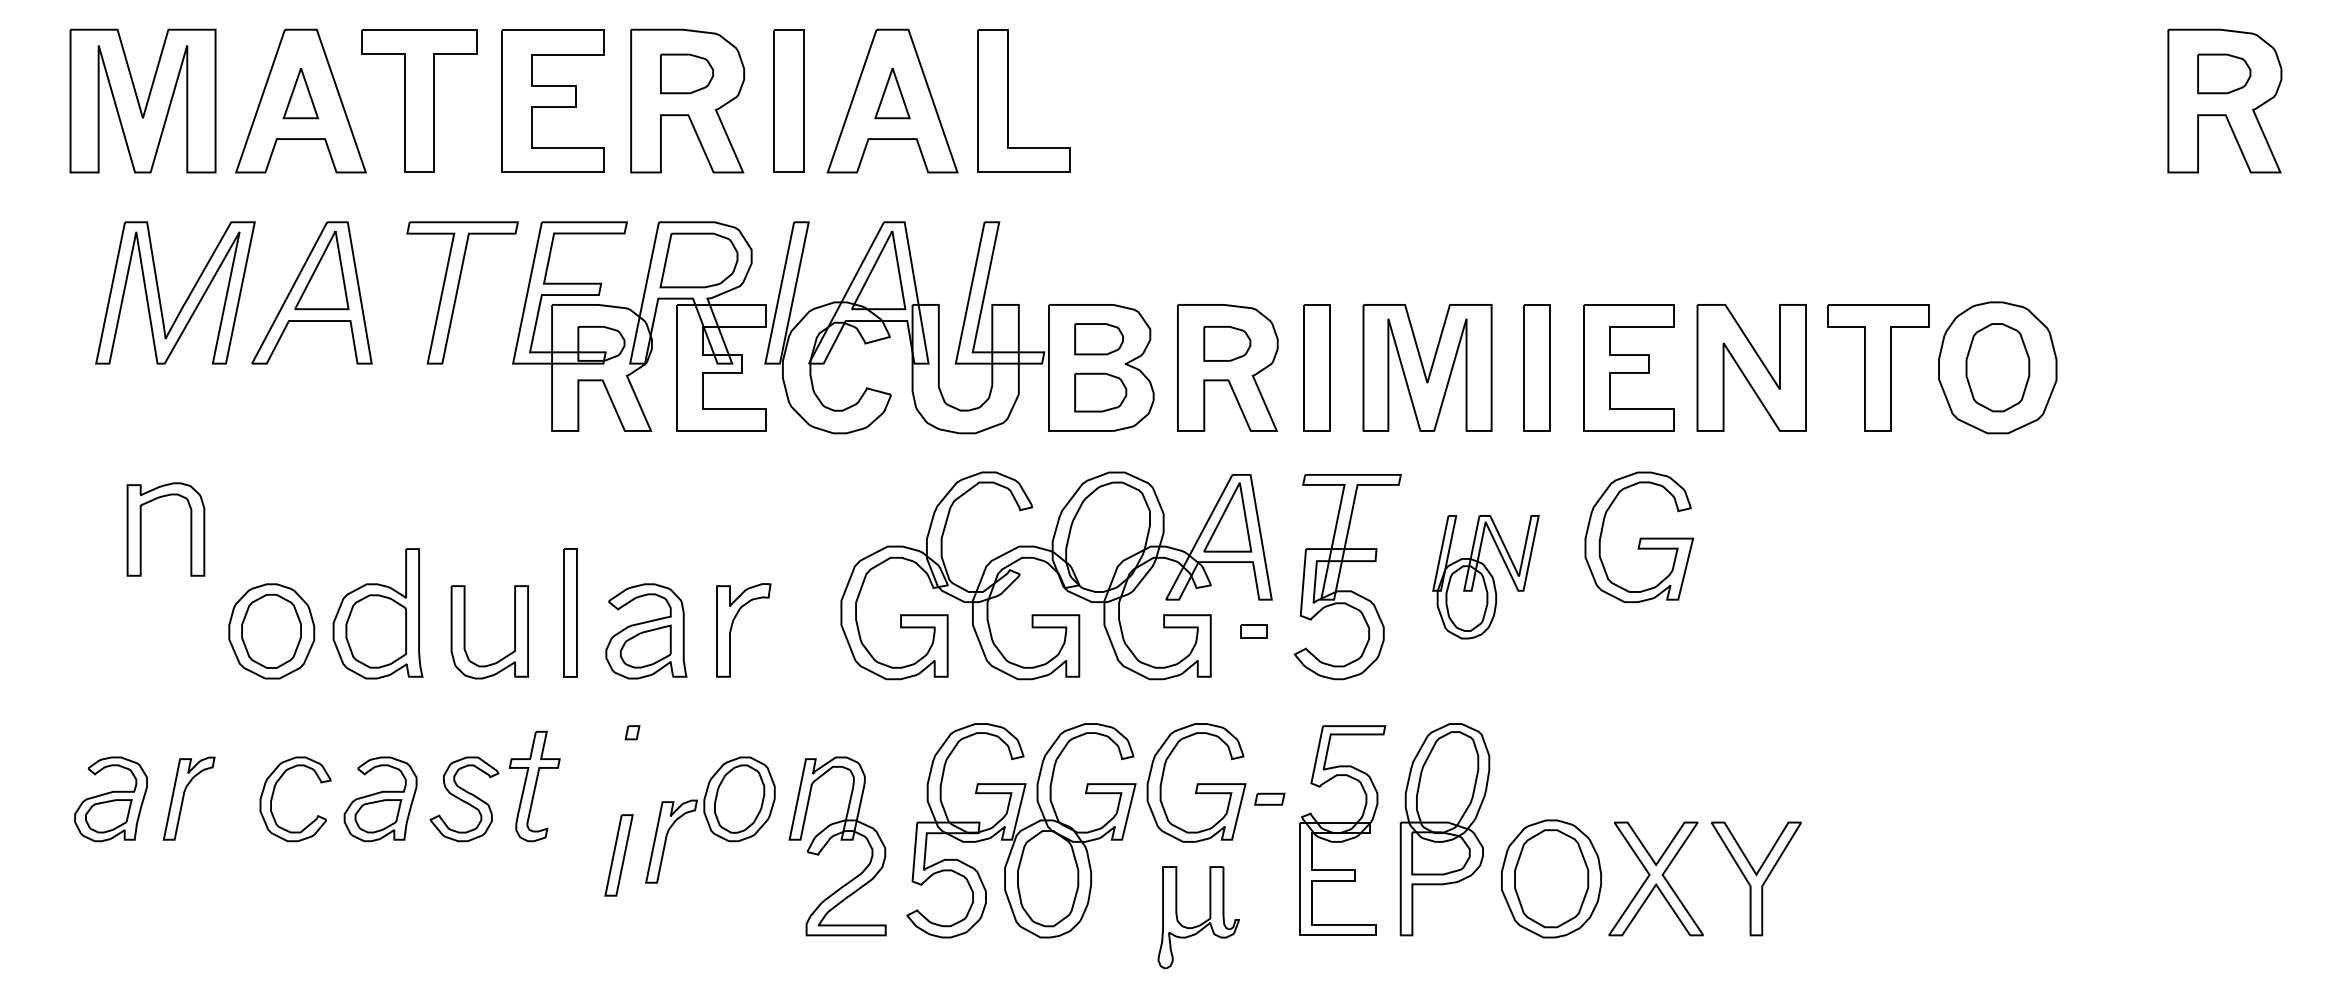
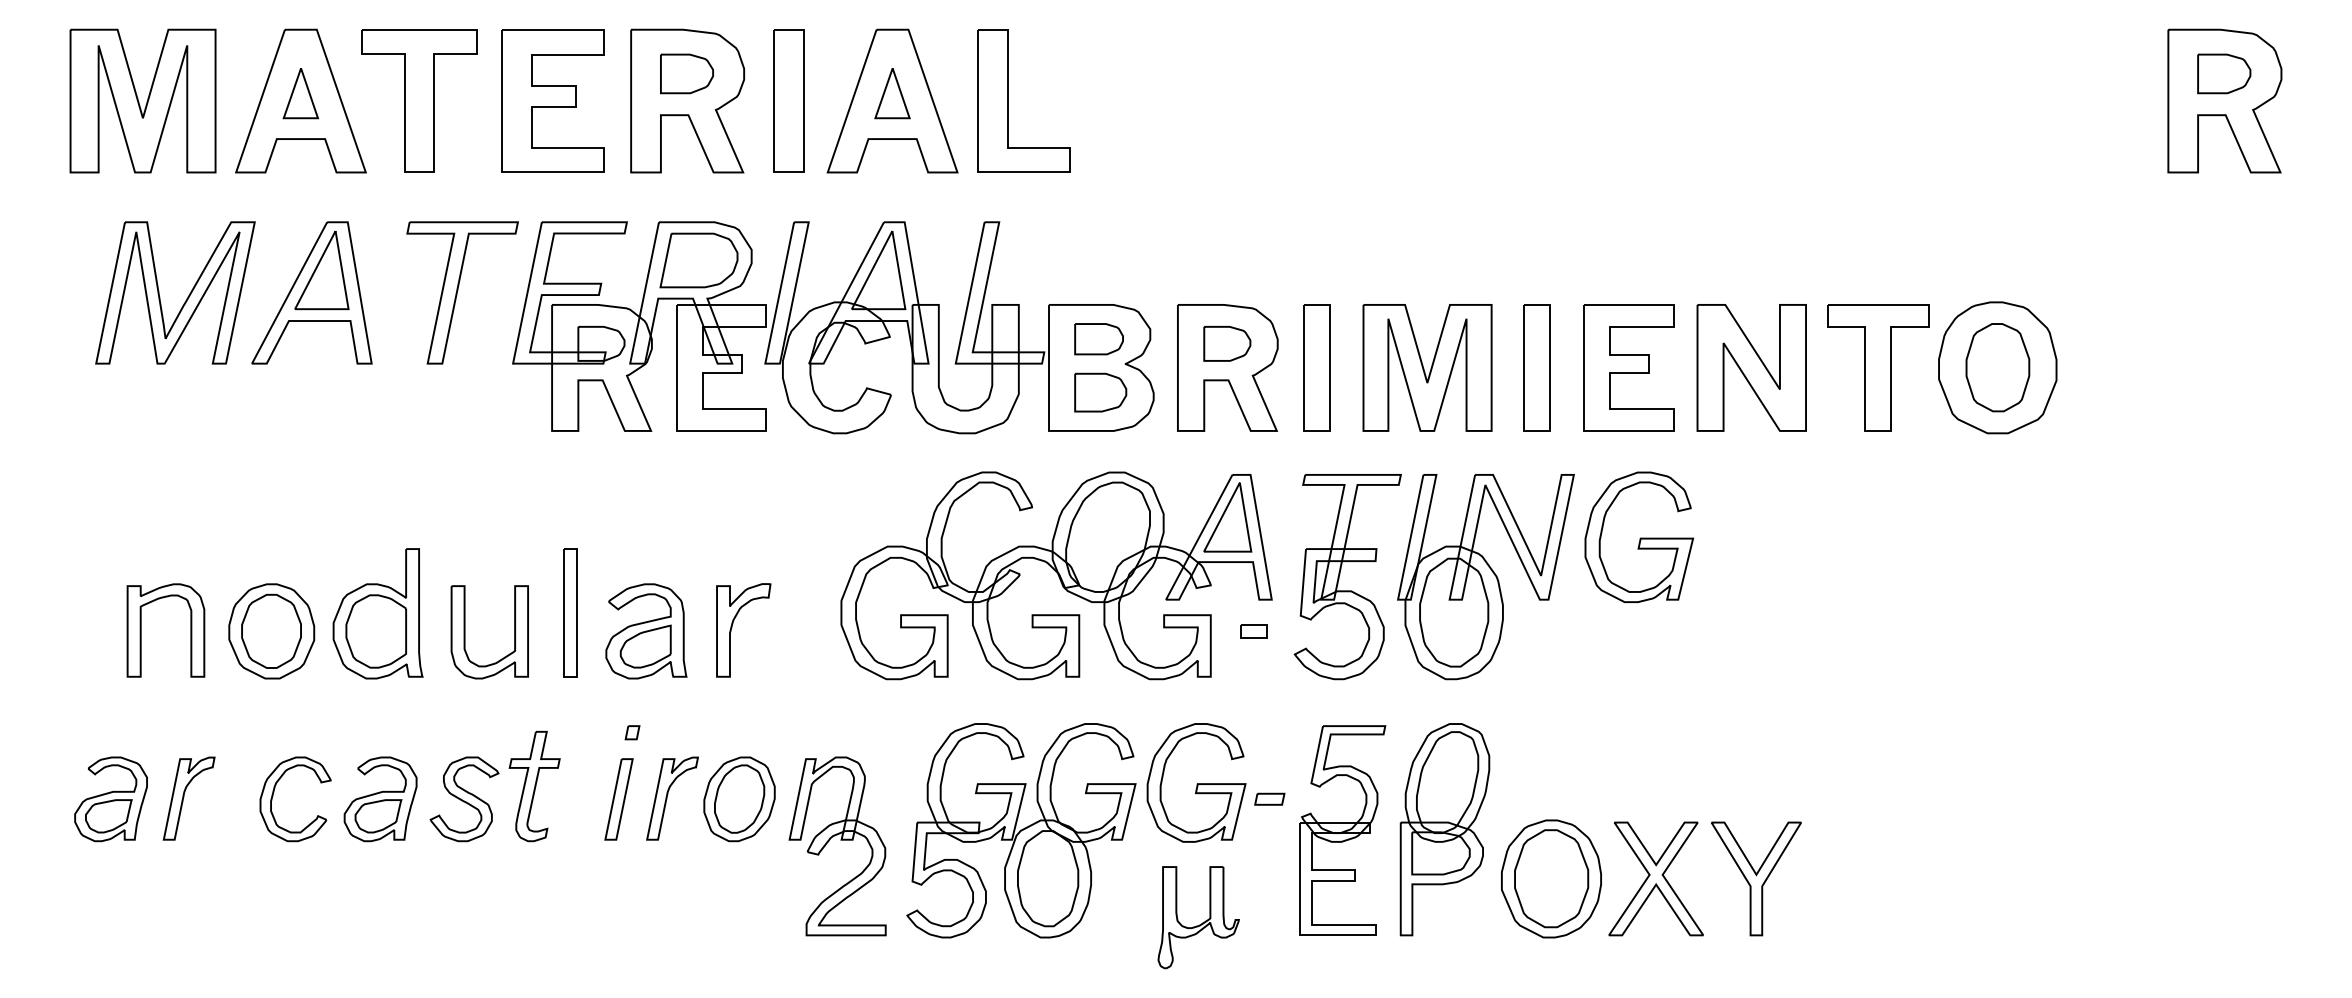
part position: (141, 529) -> (141, 630) (141, 630)
part size: 108x125 px -> 178x207 px (1485, 577)
part position: (671, 841) -> (672, 798) (672, 798)
part position: (618, 855) -> (618, 799) (618, 799)
